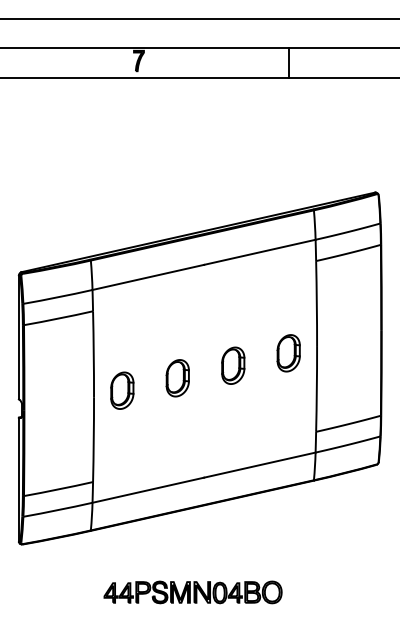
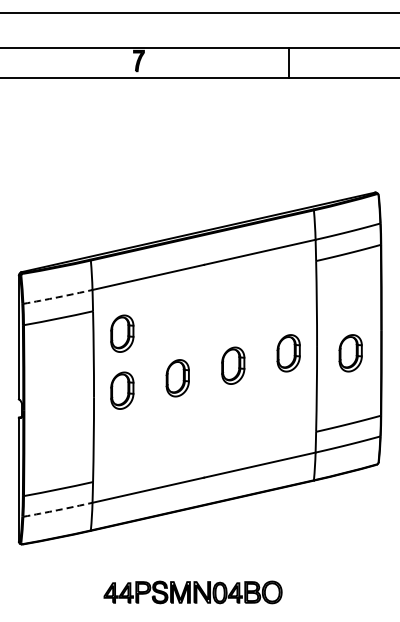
line position: (199, 18) -> (199, 12) (199, 12)
arc: solid -> dashed (58, 297)
part: none -> present (122, 333)
part: none -> present (350, 353)
arc: solid -> dashed (58, 510)
